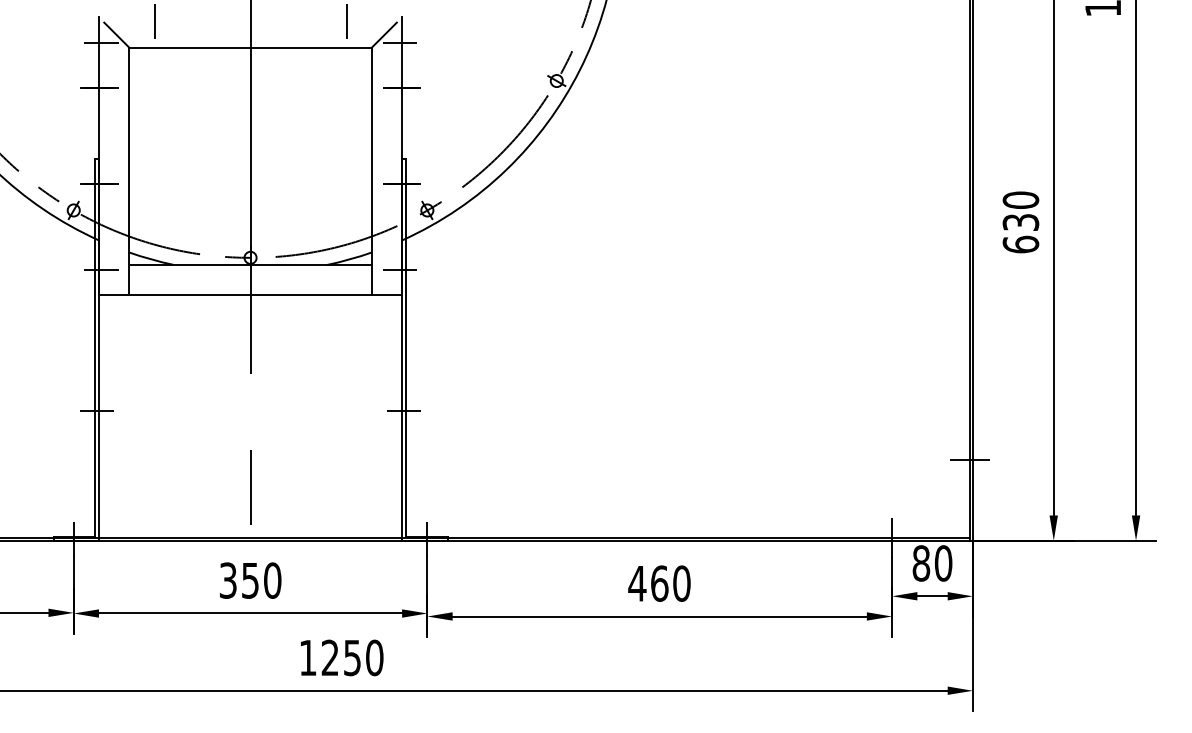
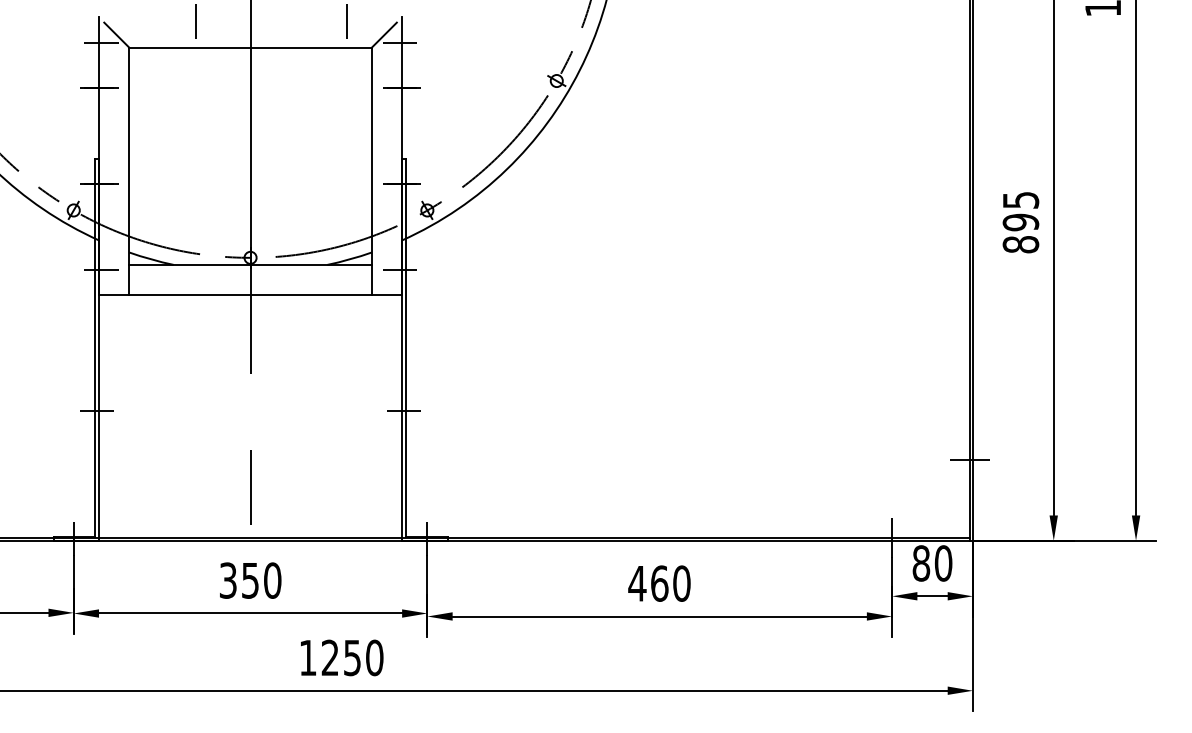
line position: (154, 21) -> (195, 21) (195, 21)
text: 630 -> 895 (1020, 222)
